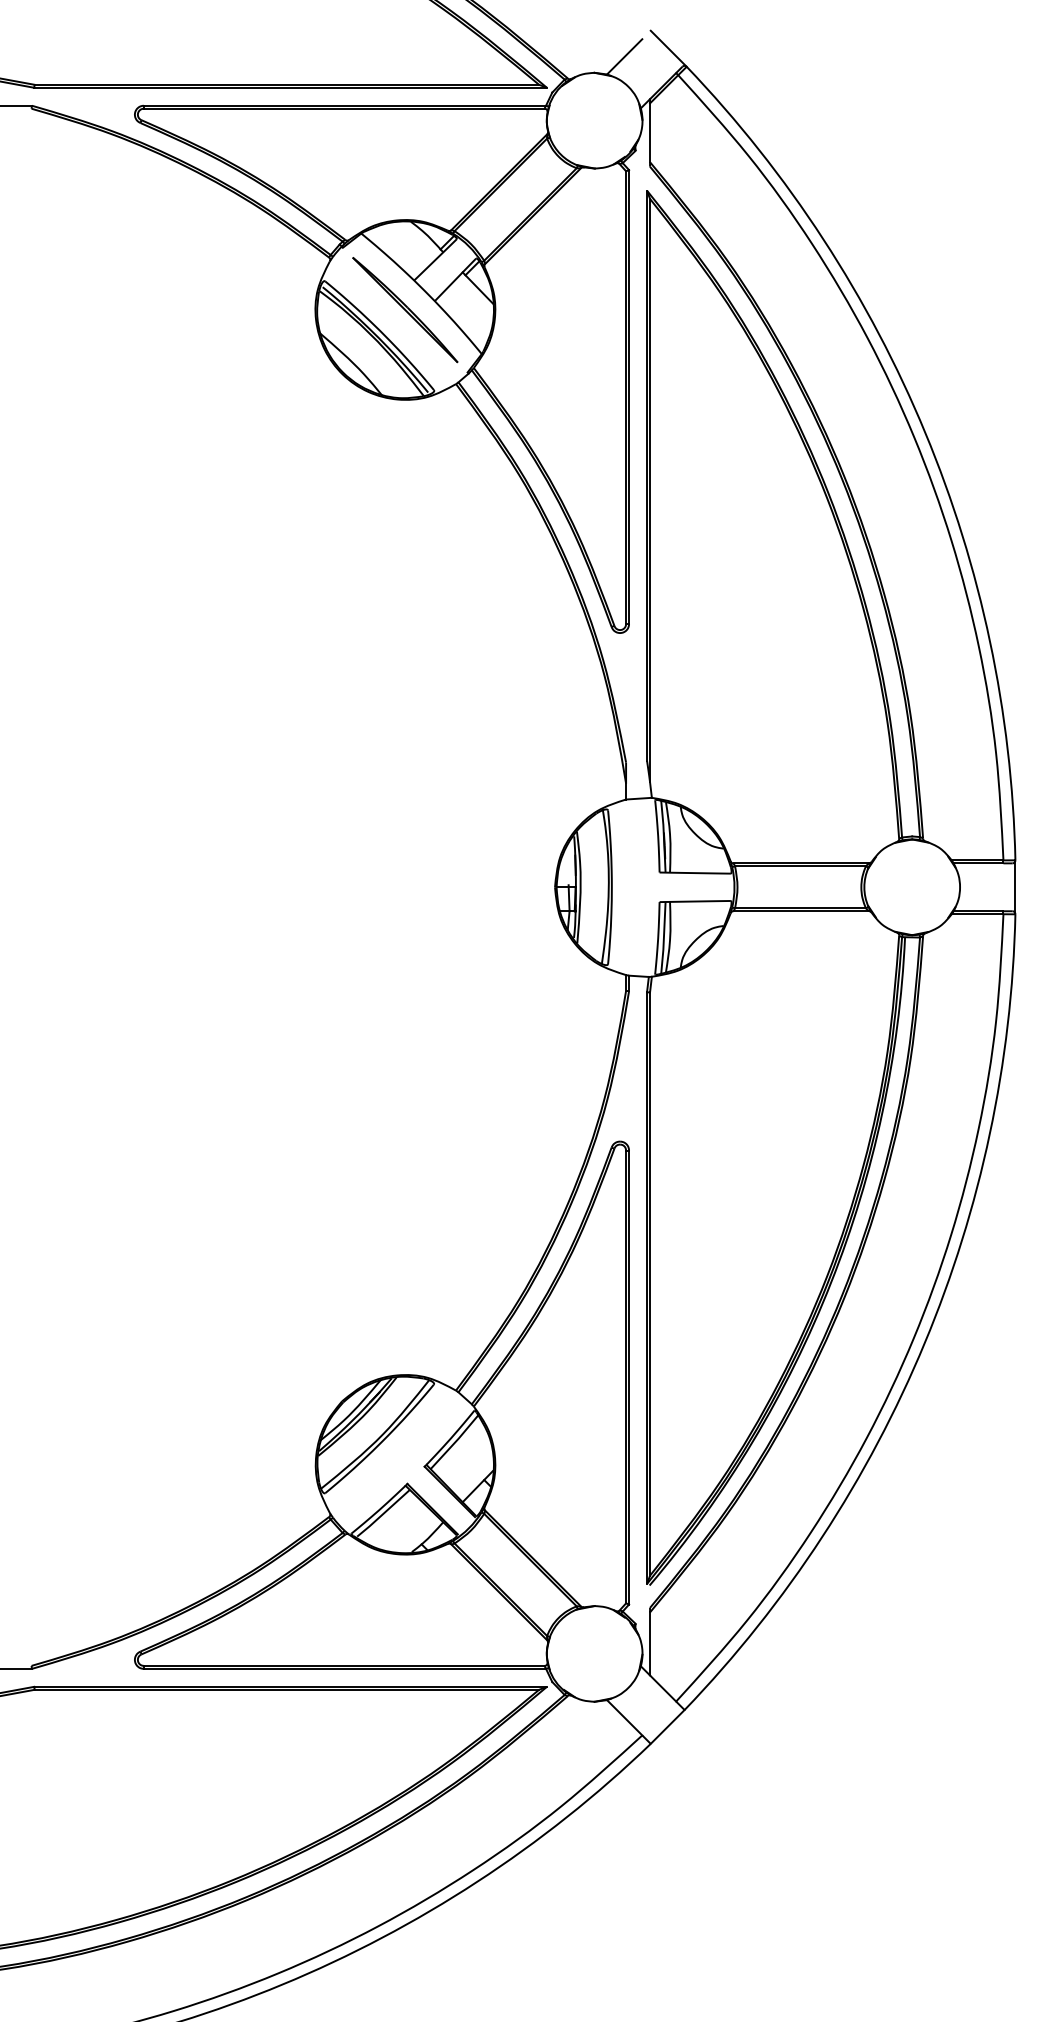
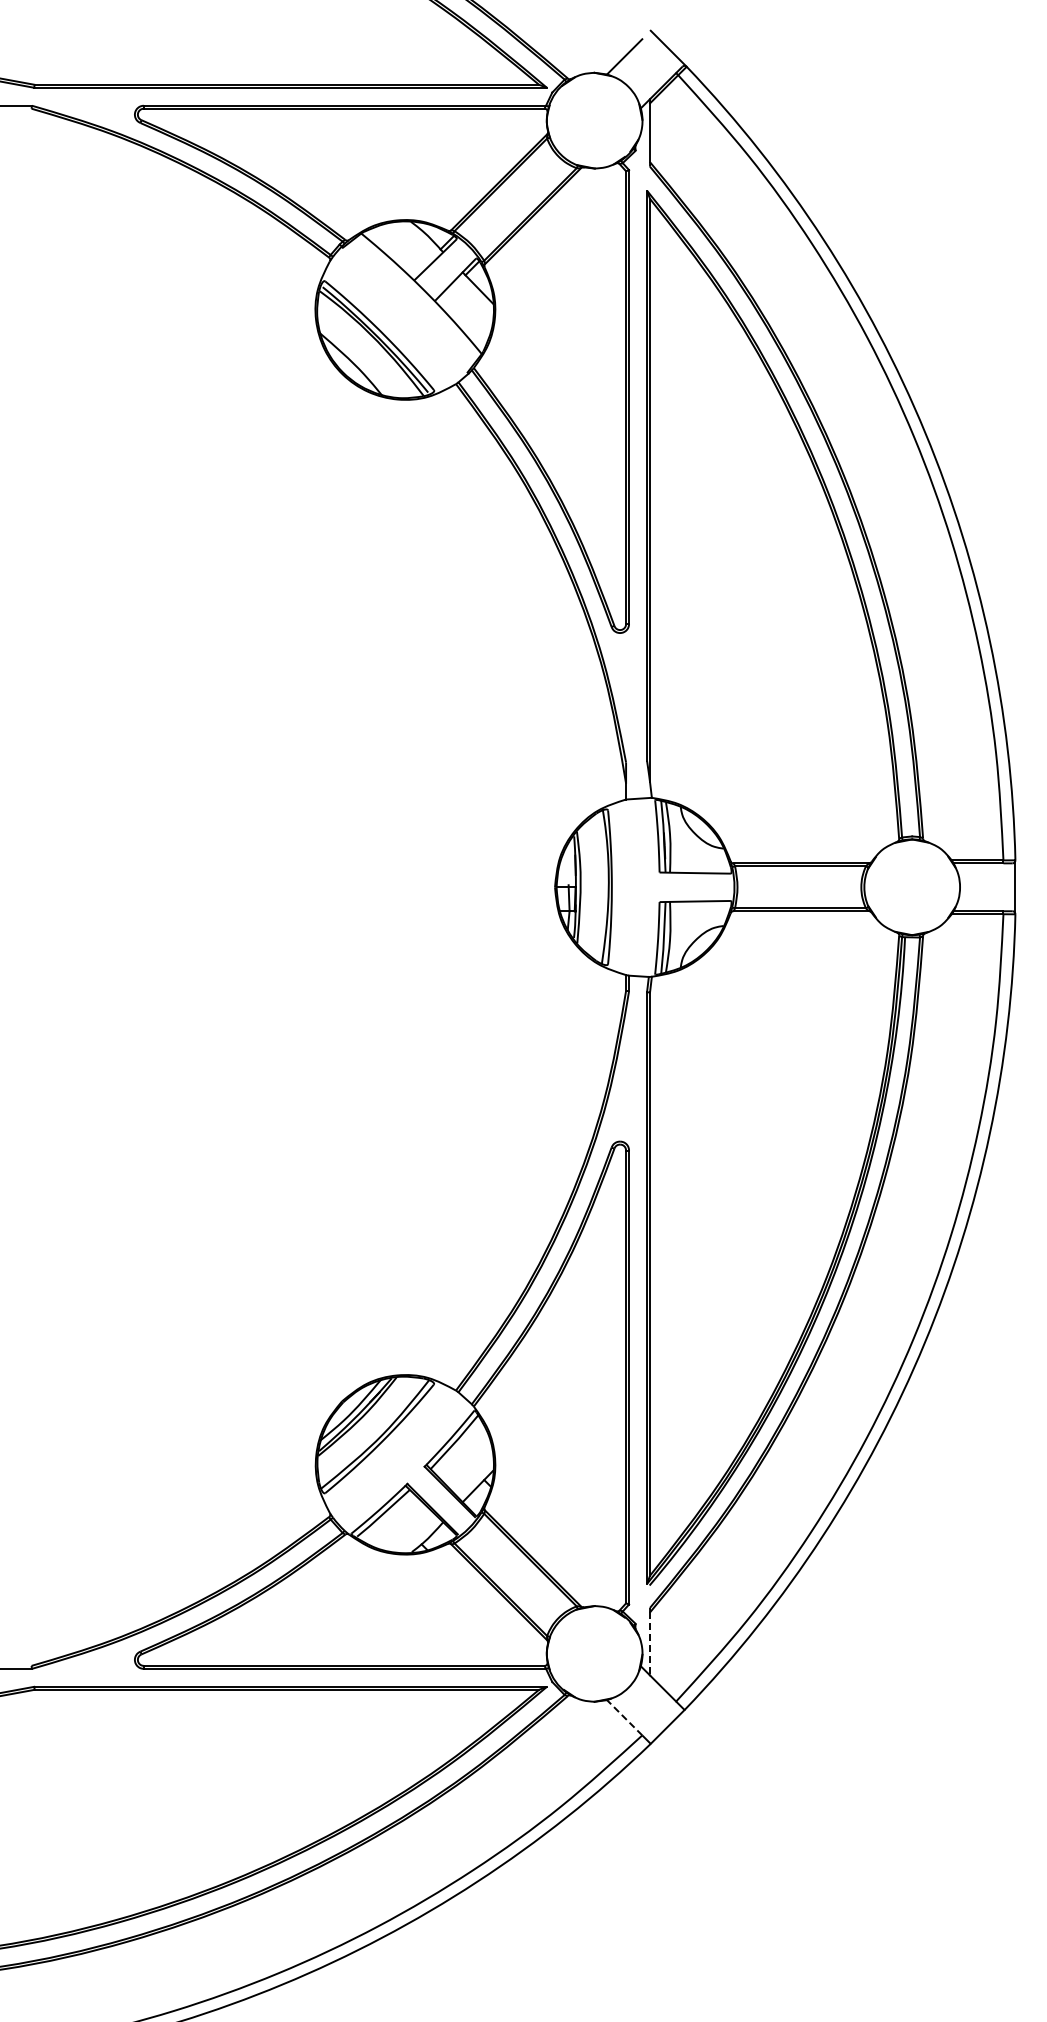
part: present -> none (405, 310)
line: solid -> dashed (650, 1644)
line: solid -> dashed (624, 1717)
